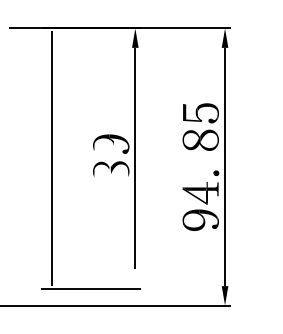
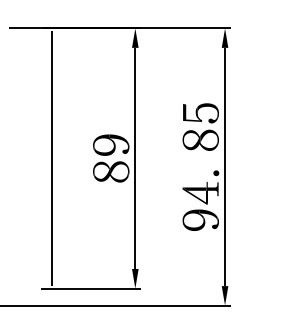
fill: none -> present (104, 148)
fill: none -> present (111, 174)
fill: none -> present (135, 278)
